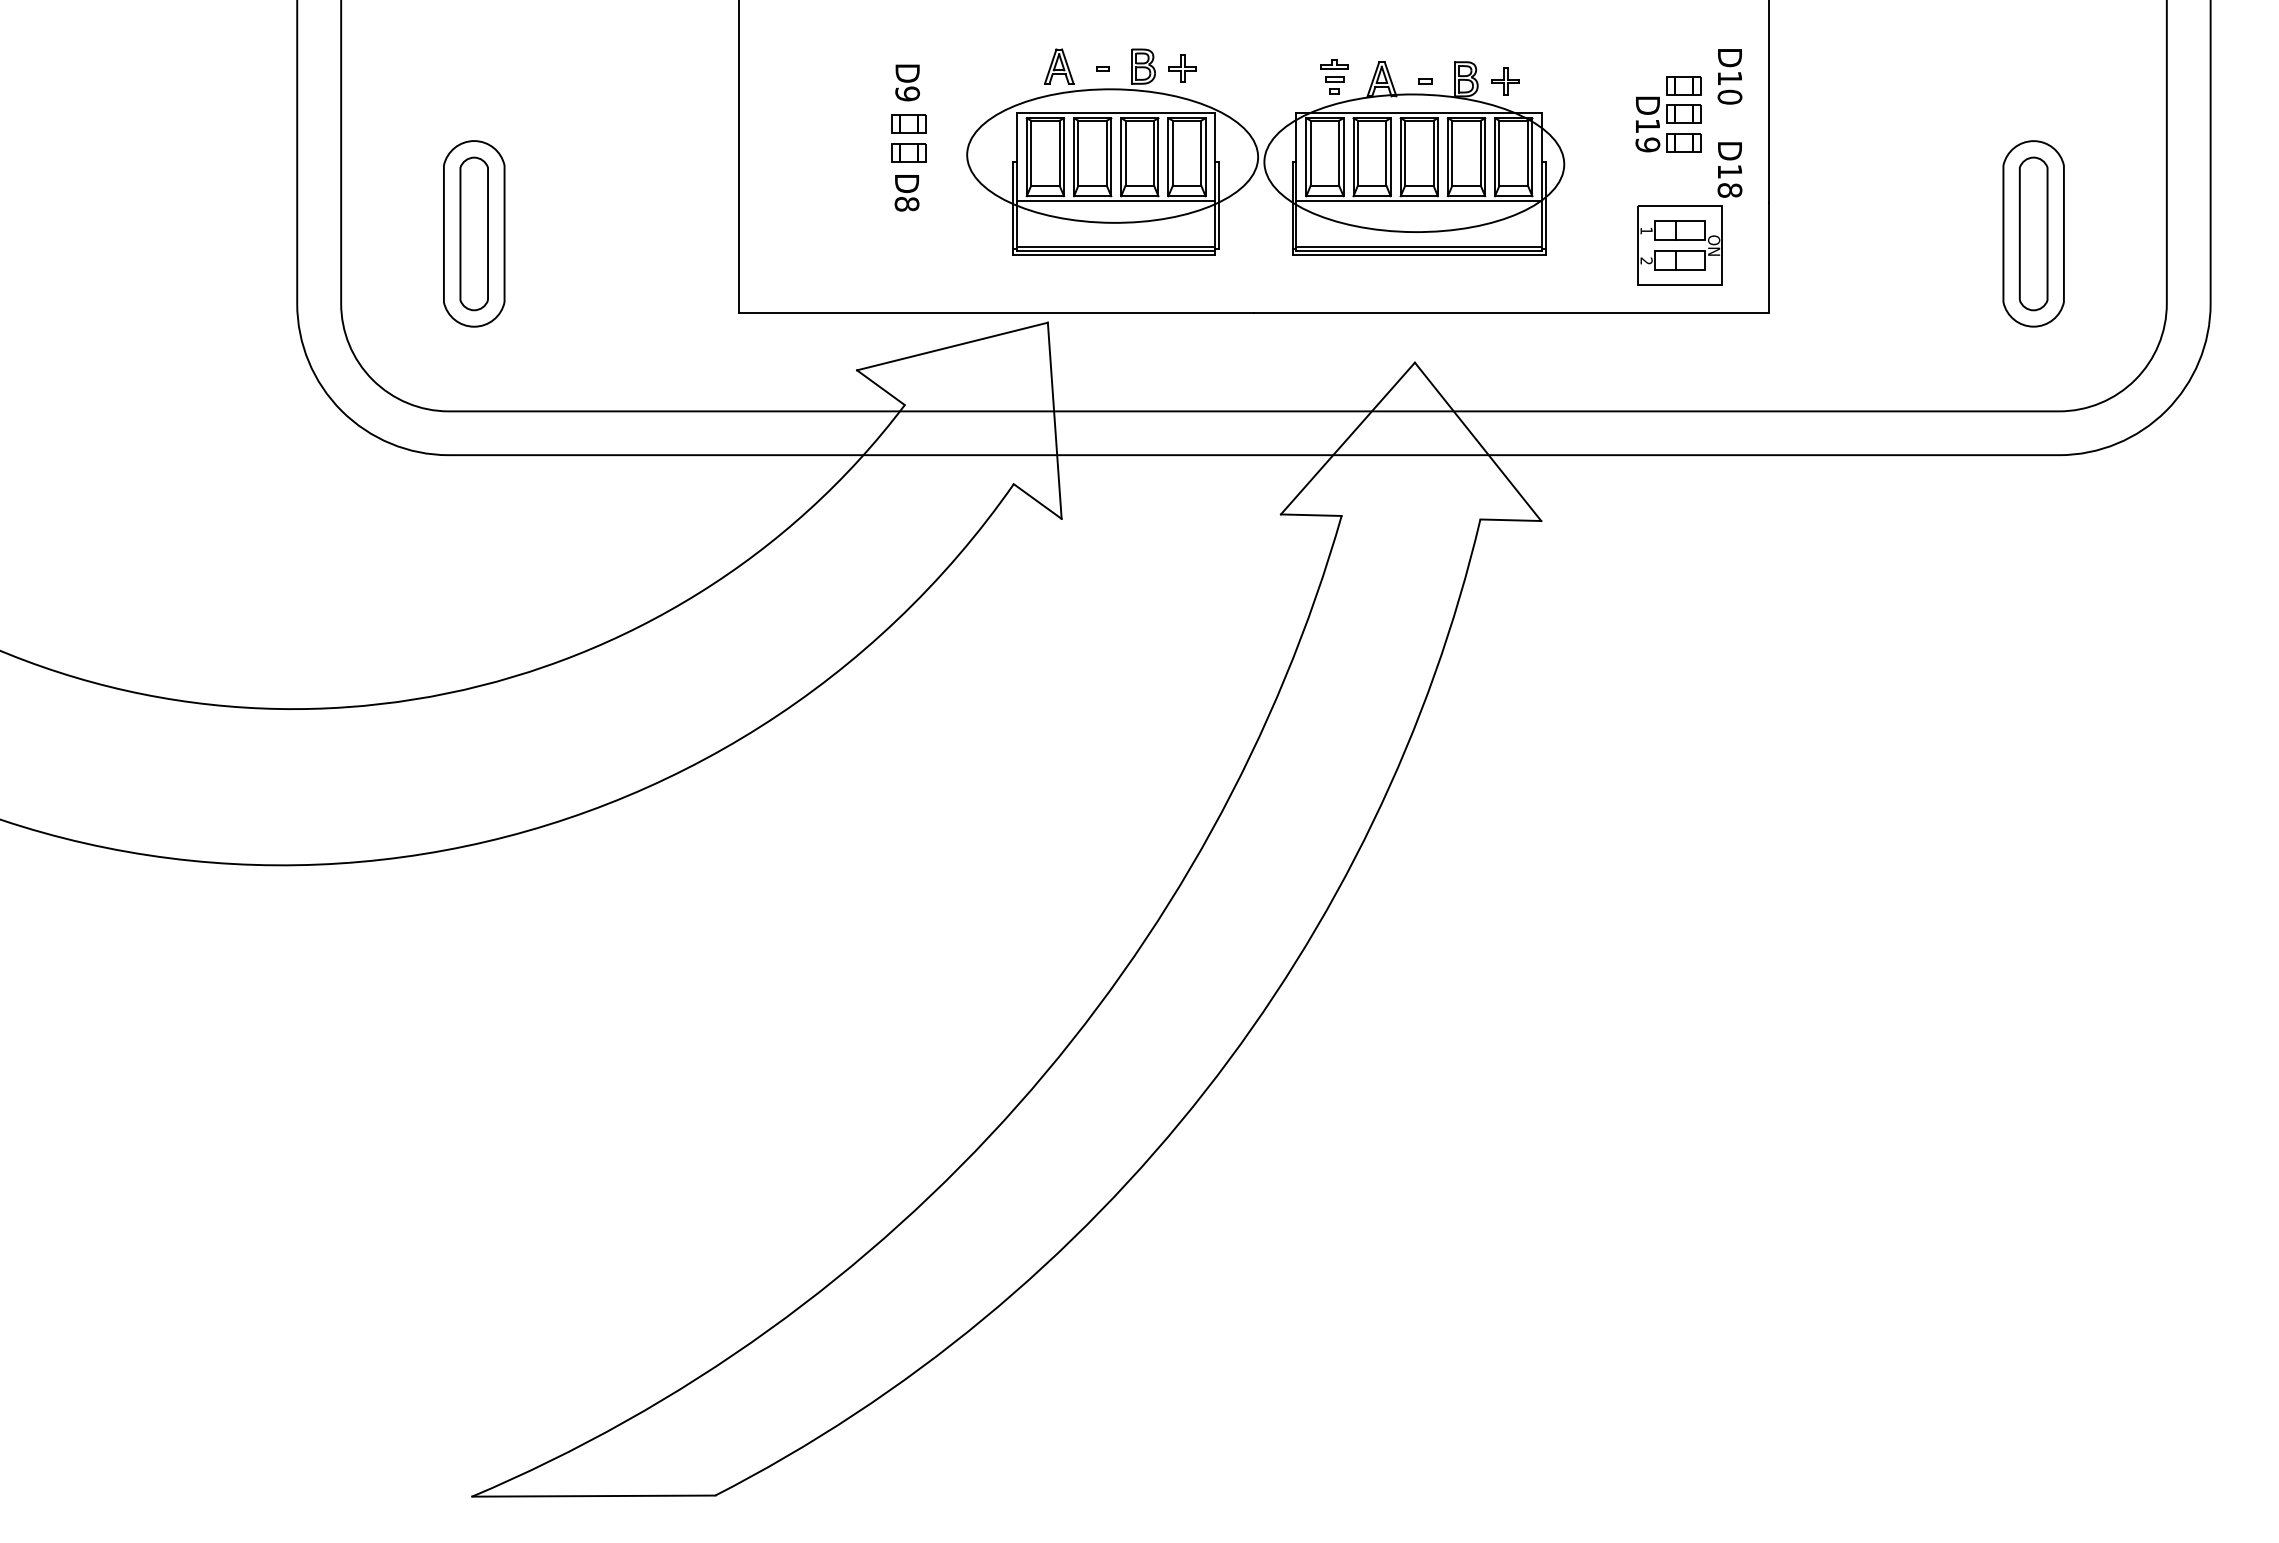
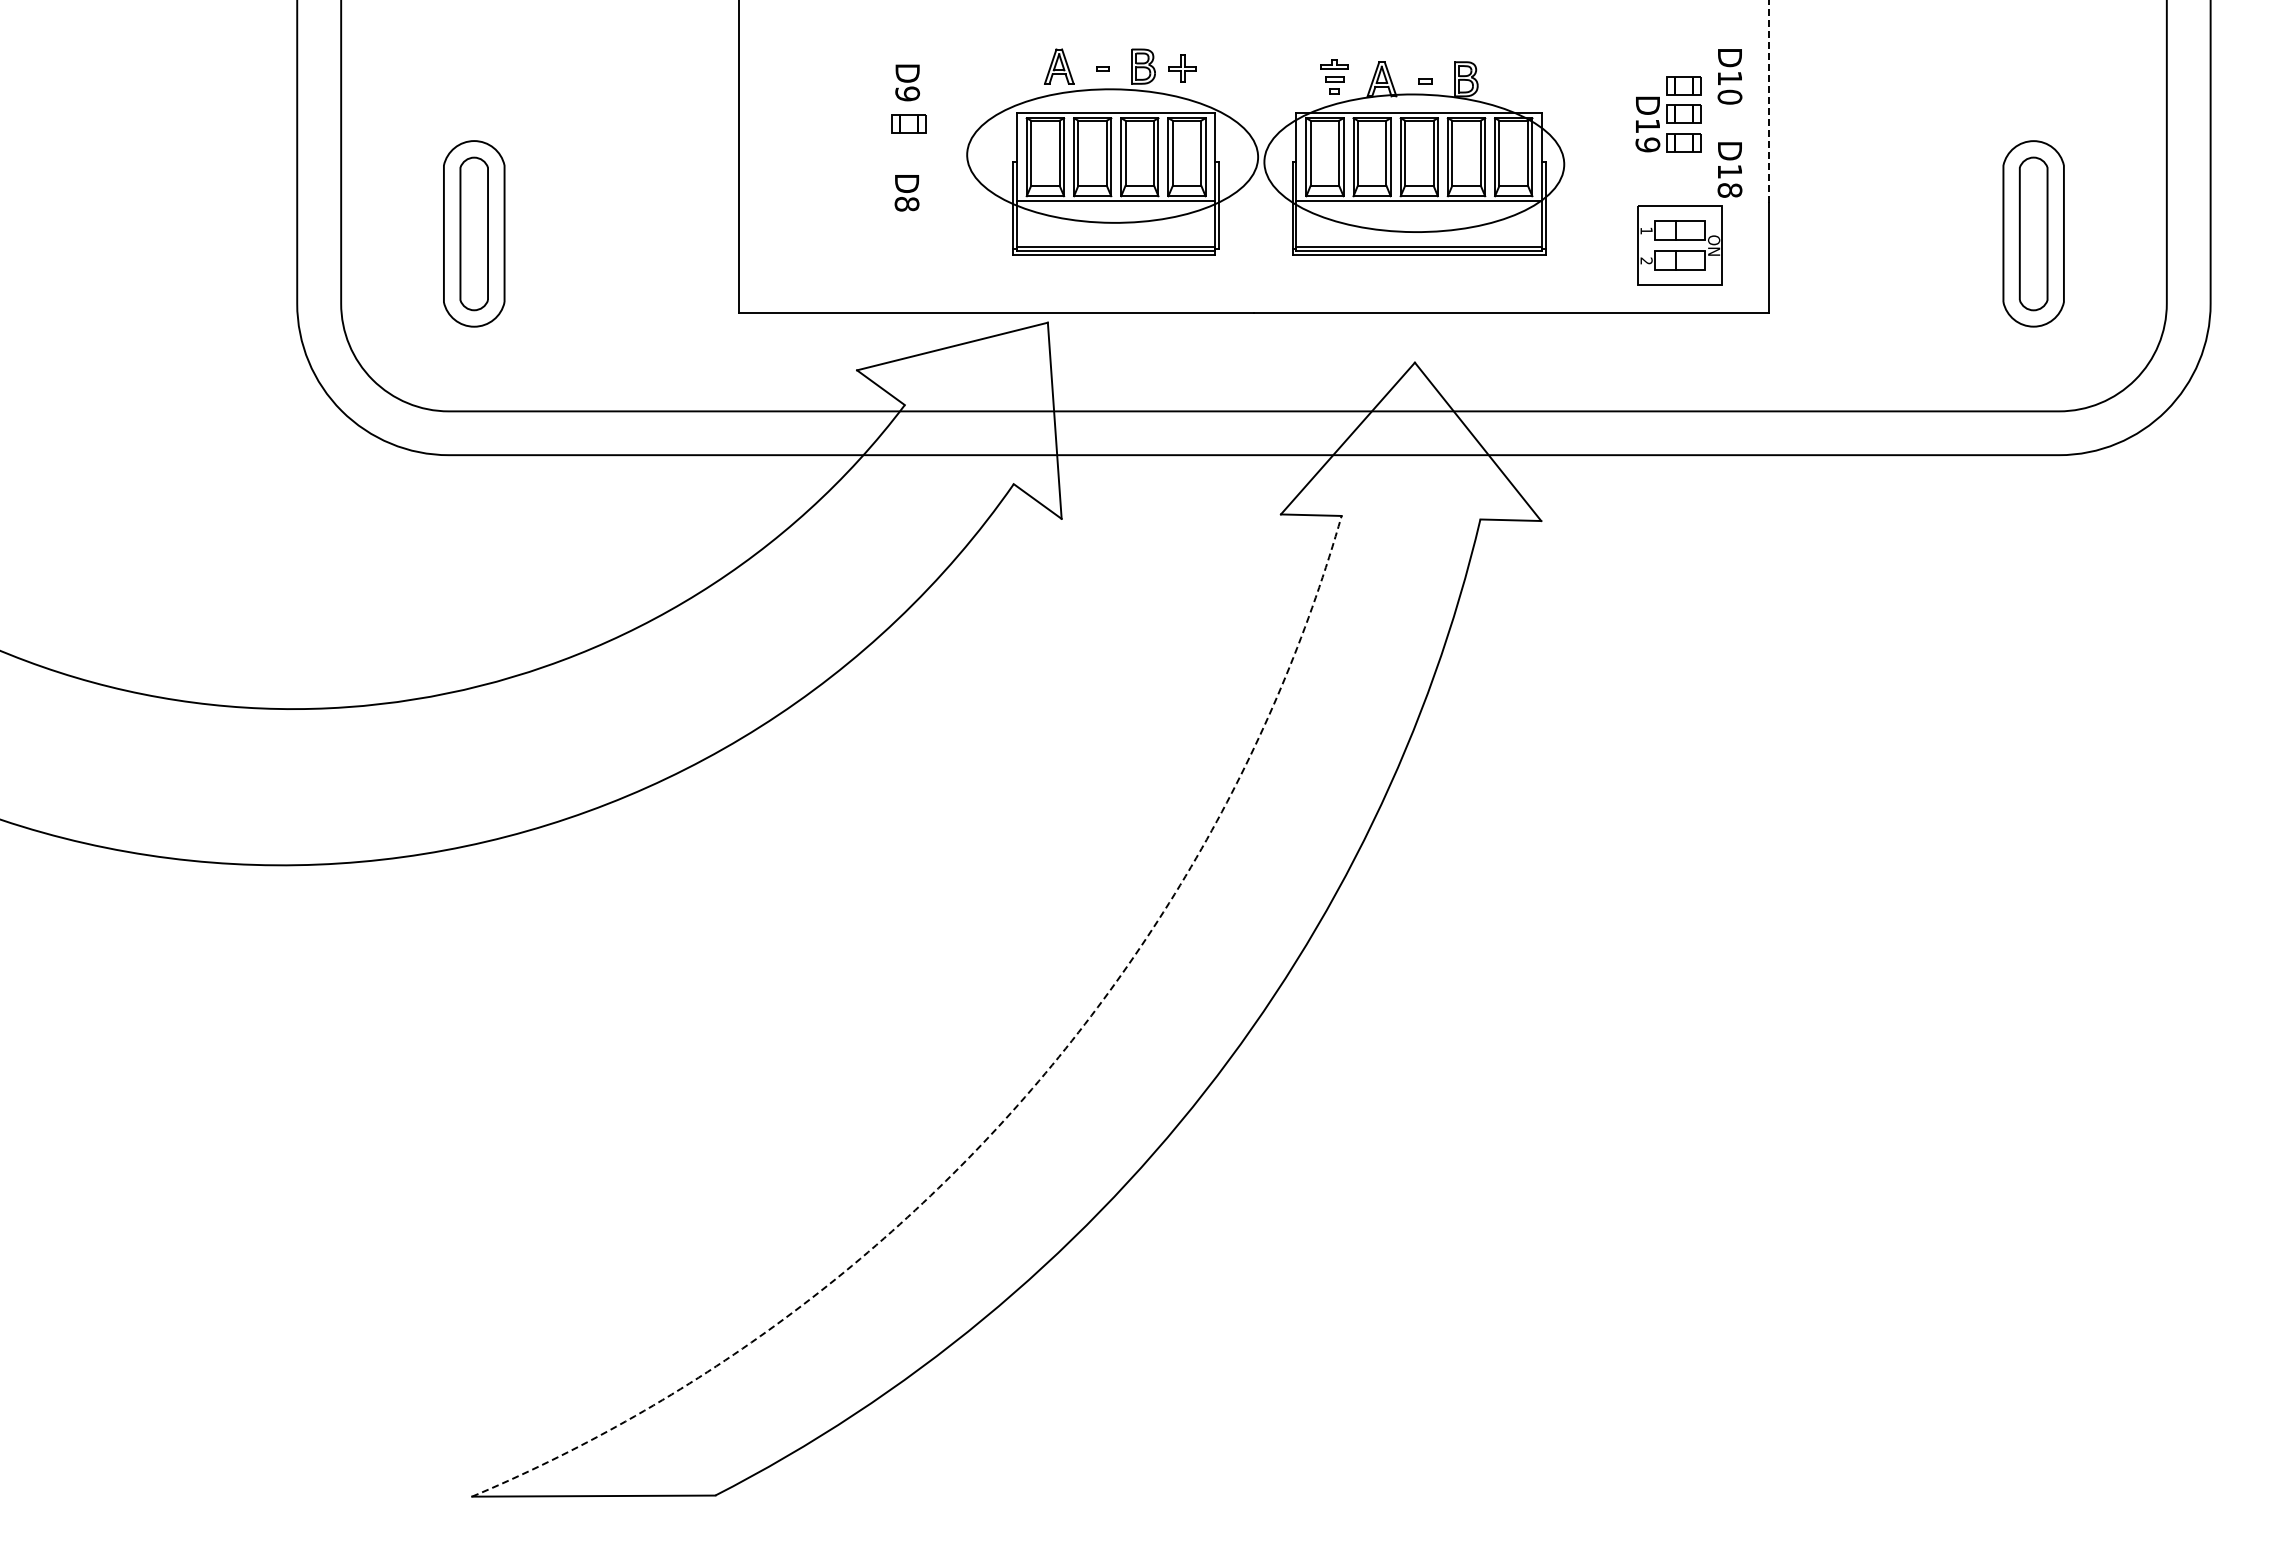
part: present -> none (1505, 81)
line: solid -> dashed (1768, 101)
part: present -> none (908, 152)
arc: solid -> dashed (1018, 1105)
